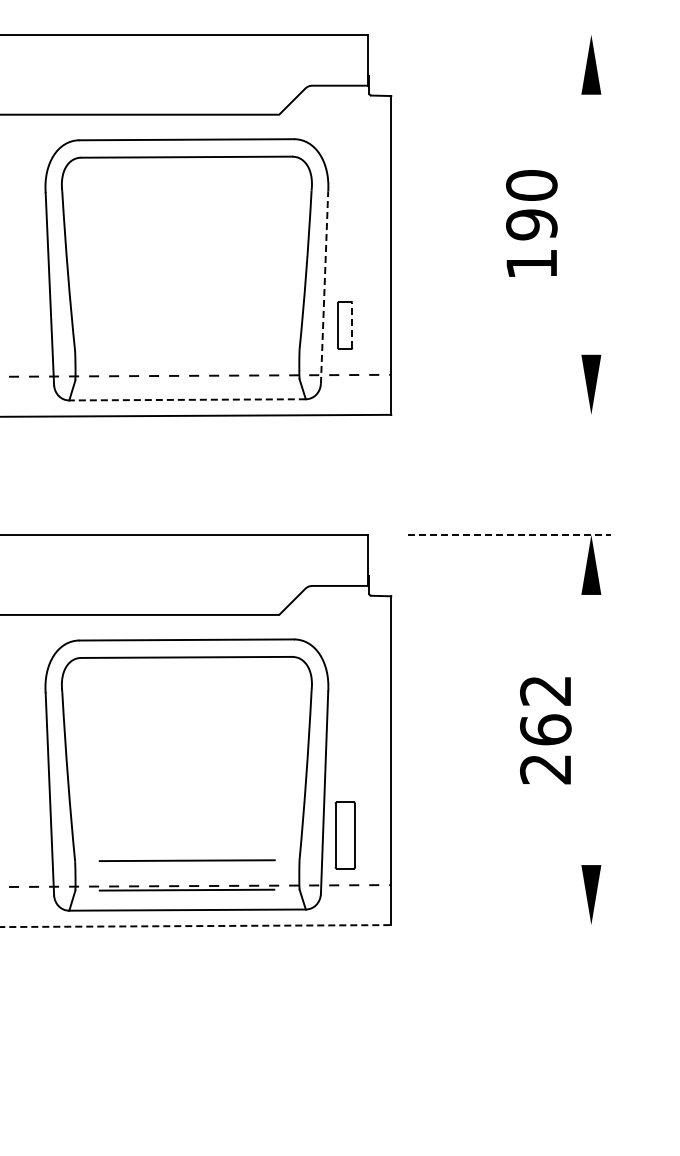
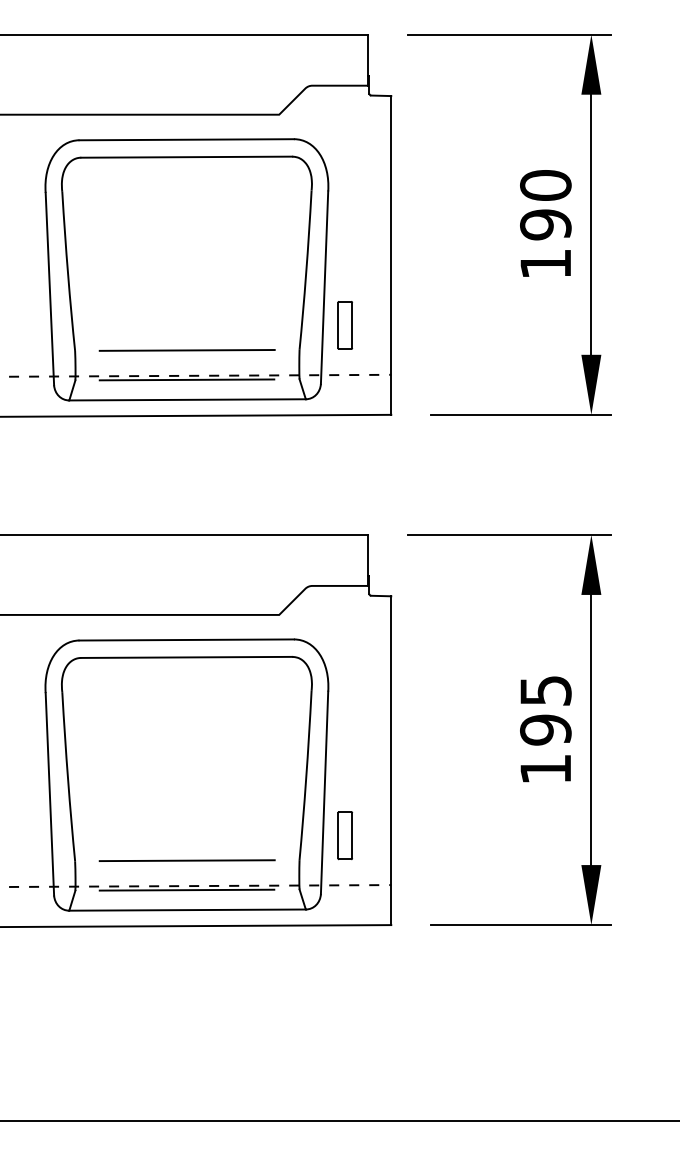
line: none -> present (509, 34)
text position: (531, 223) -> (545, 223) (545, 223)
line: none -> present (591, 224)
line: dashed -> solid (324, 287)
line: dashed -> solid (352, 325)
line: none -> present (186, 350)
line: none -> present (186, 379)
line: dashed -> solid (187, 399)
line: none -> present (521, 414)
line: dashed -> solid (509, 534)
line: none -> present (591, 729)
text: 262 -> 195 (545, 730)
part size: 22x69 px -> 16x50 px (344, 835)
line: none -> present (521, 925)
line: dashed -> solid (196, 926)
line: none -> present (339, 1121)
